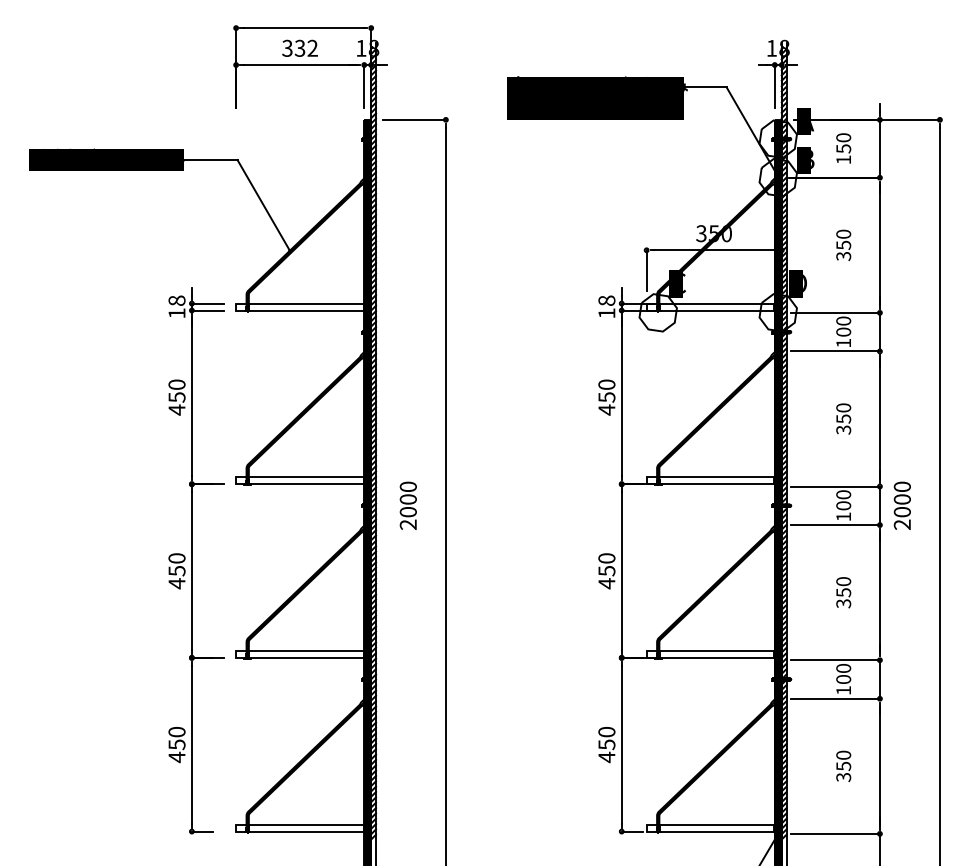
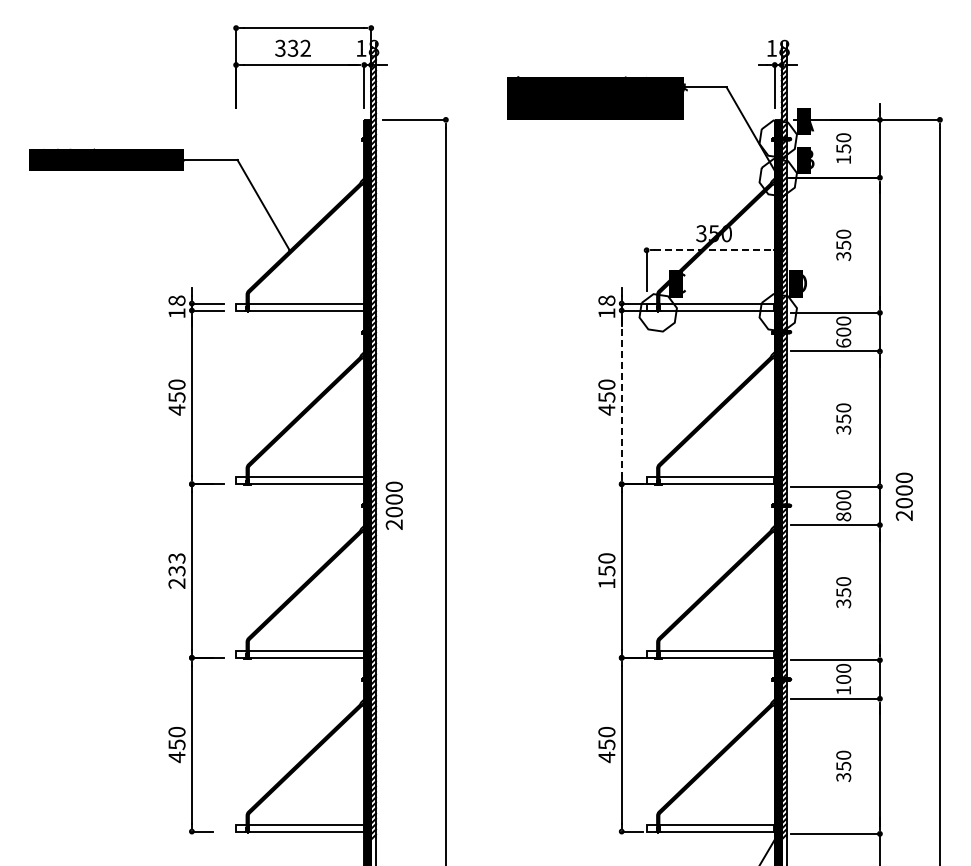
text position: (299, 47) -> (292, 47) (292, 47)
line: solid -> dashed (714, 250)
text: 100 -> 600 (843, 342)
line: solid -> dashed (621, 397)
text position: (407, 505) -> (393, 505) (393, 505)
text position: (901, 505) -> (903, 496) (903, 496)
text: 100 -> 800 (843, 516)
text: 450 -> 233 (176, 571)
text: 450 -> 150 (606, 583)
